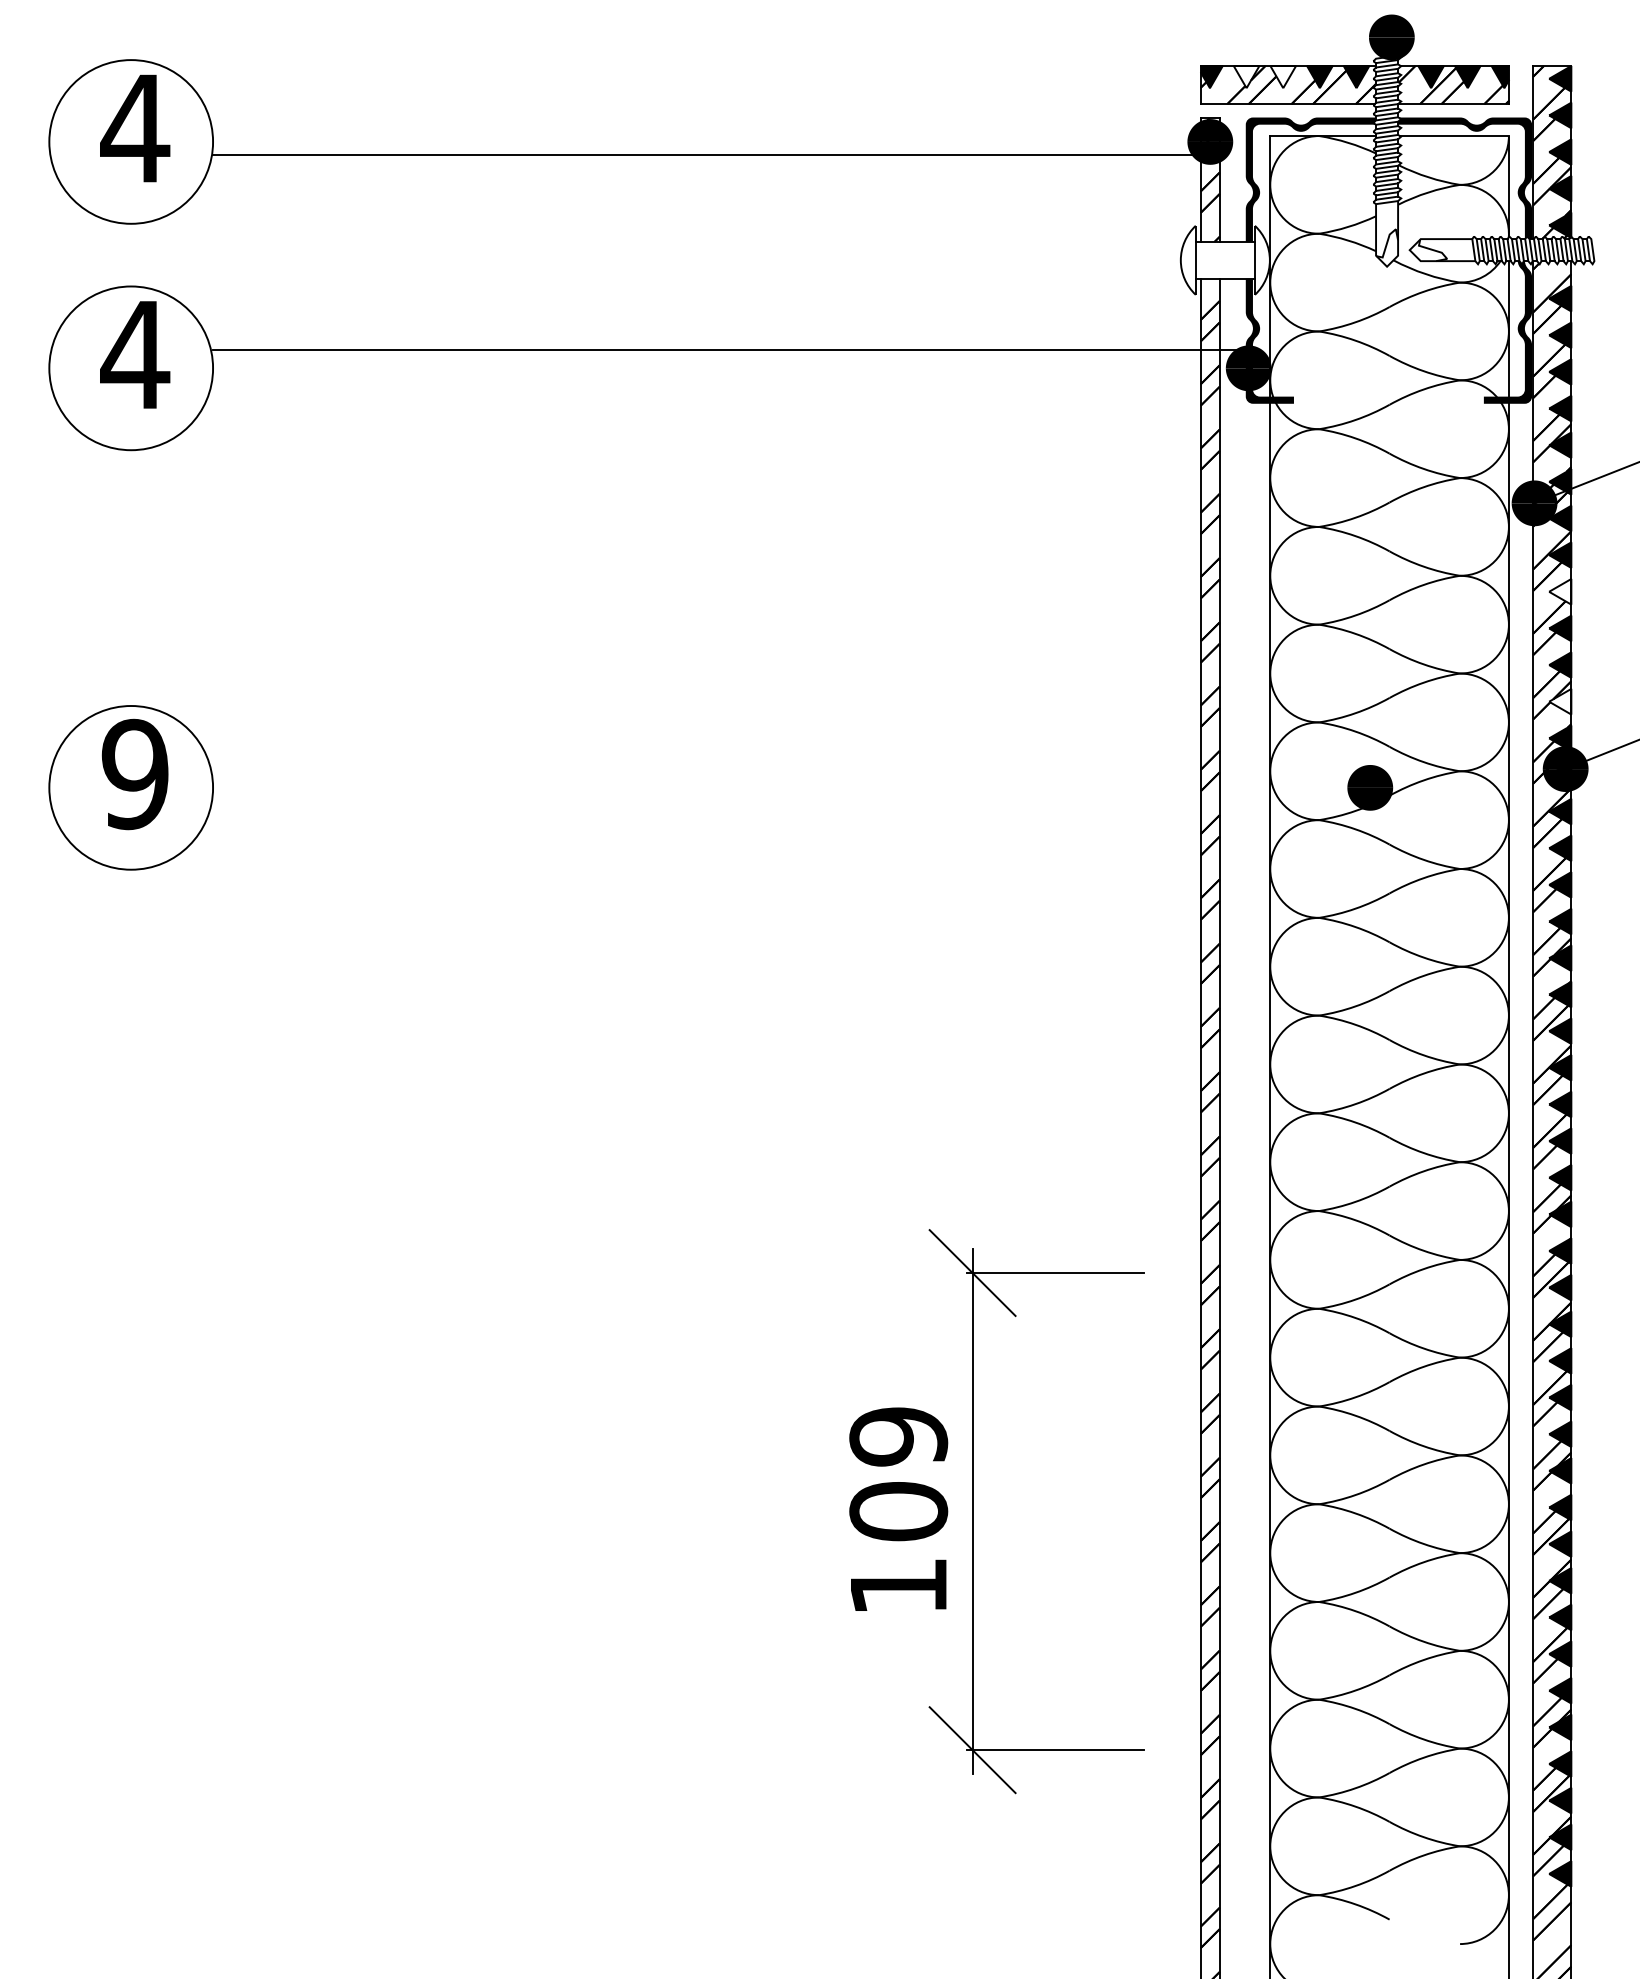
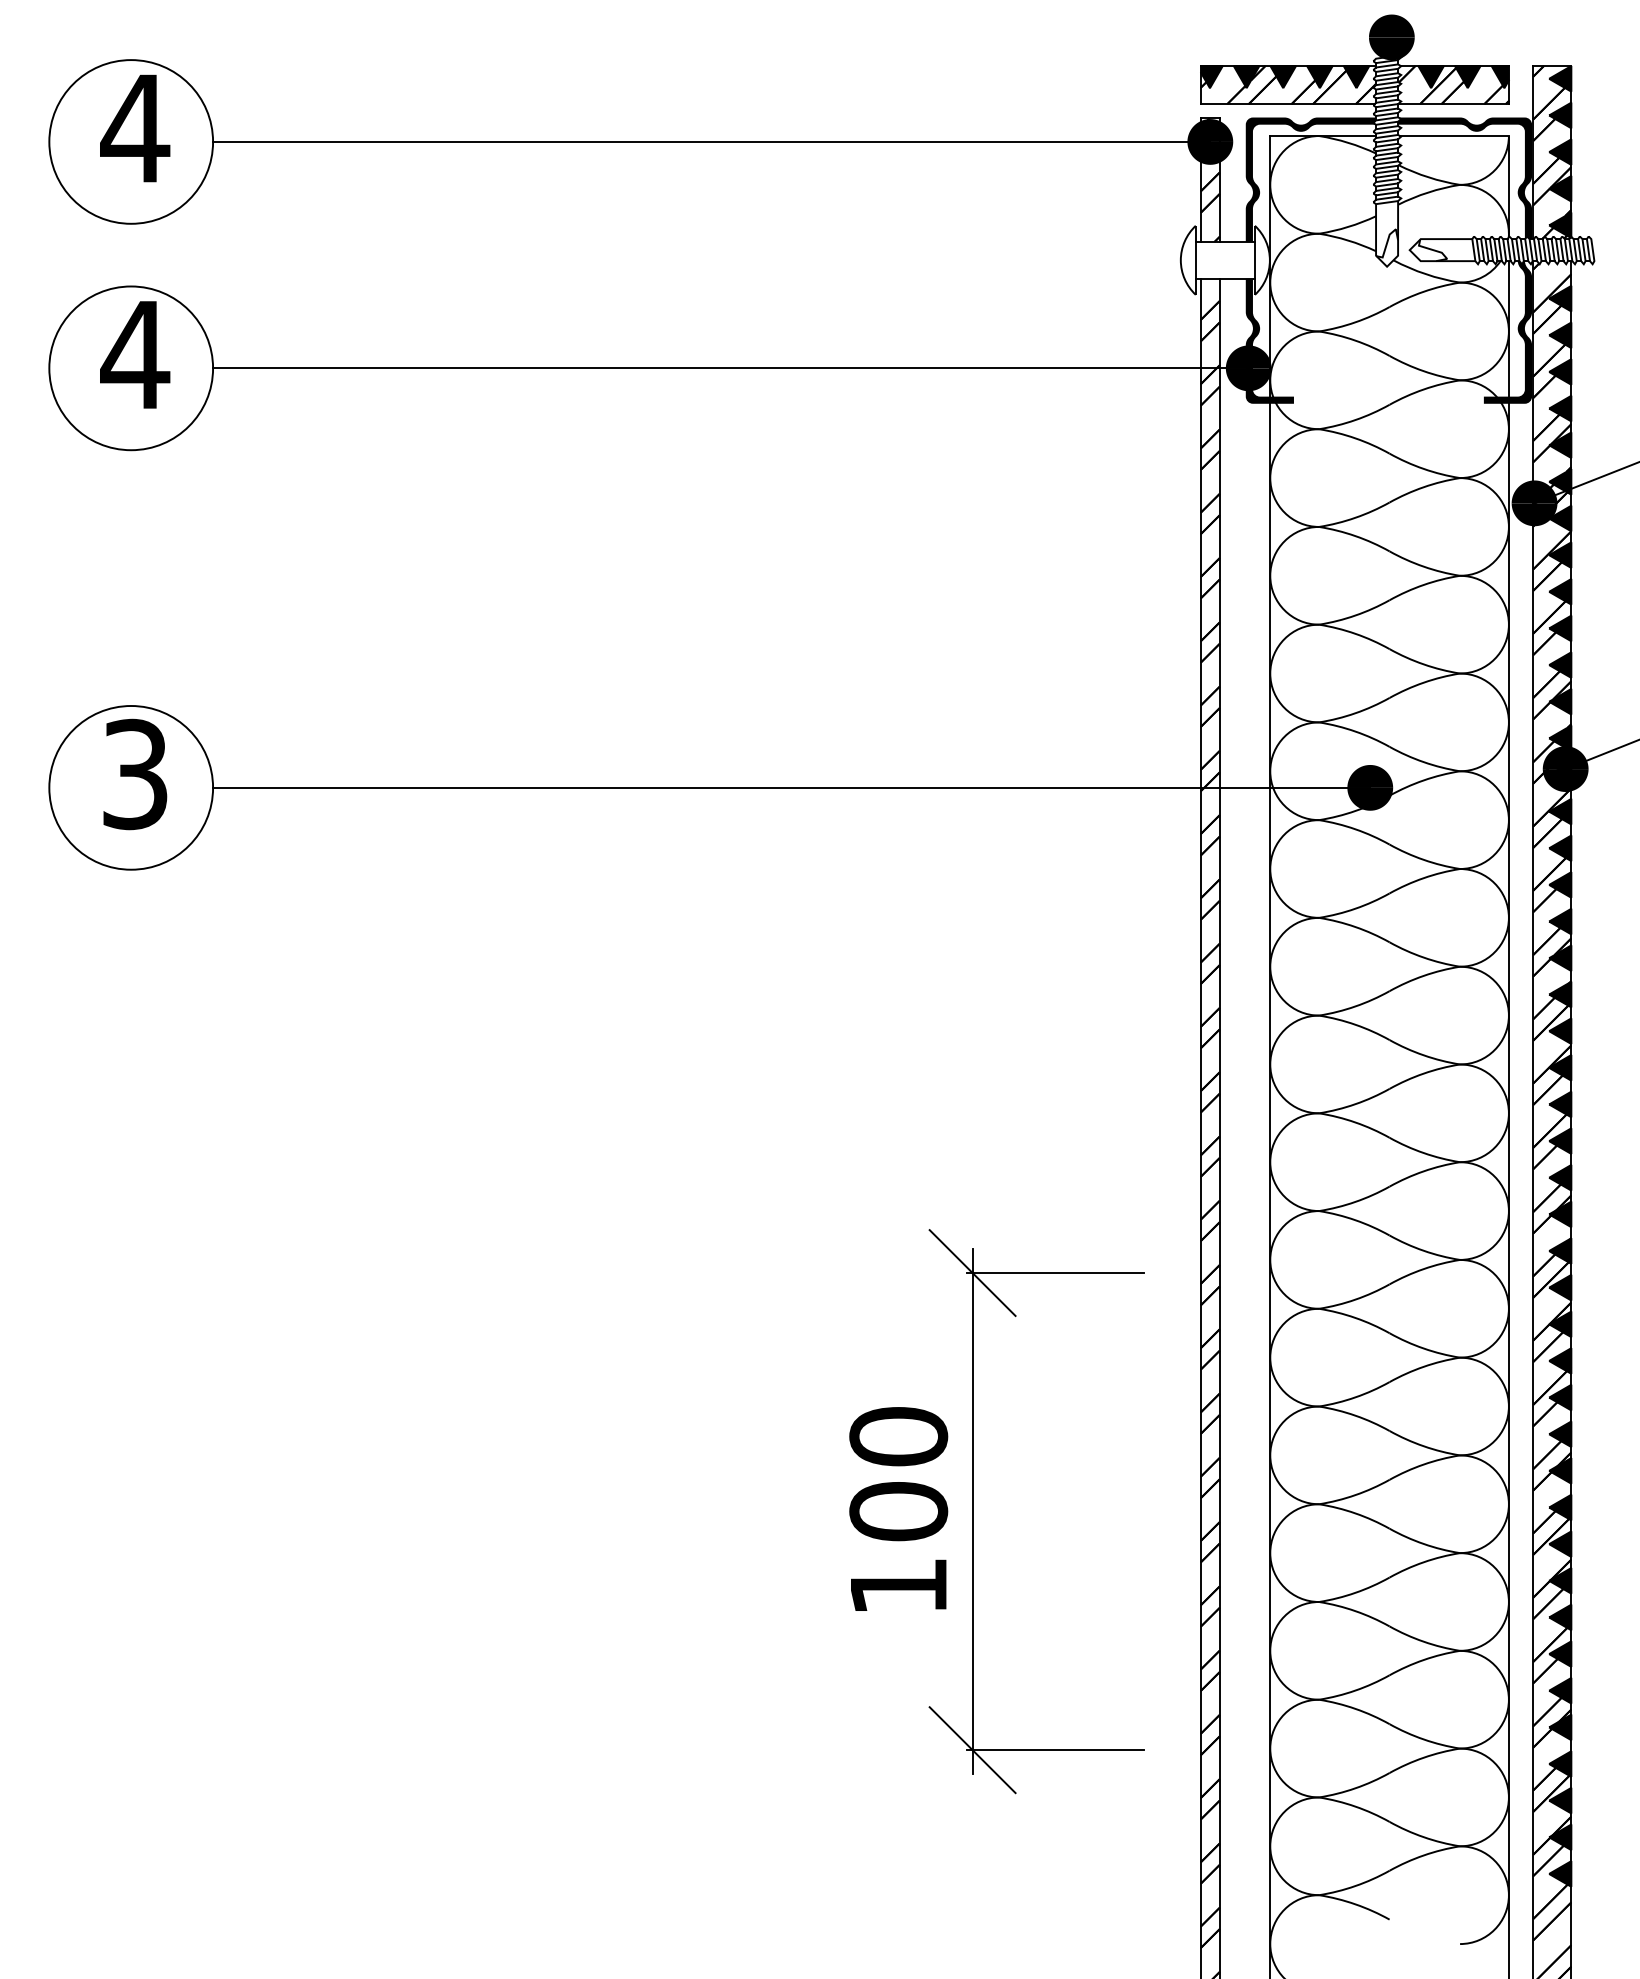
fill: none -> present (1246, 77)
fill: none -> present (1283, 77)
line position: (711, 154) -> (711, 141) (711, 141)
line position: (730, 350) -> (730, 368) (730, 368)
fill: none -> present (1560, 591)
fill: none -> present (1560, 701)
text: 9 -> 3 (134, 774)
line: none -> present (791, 787)
text: 109 -> 100 (898, 1436)
